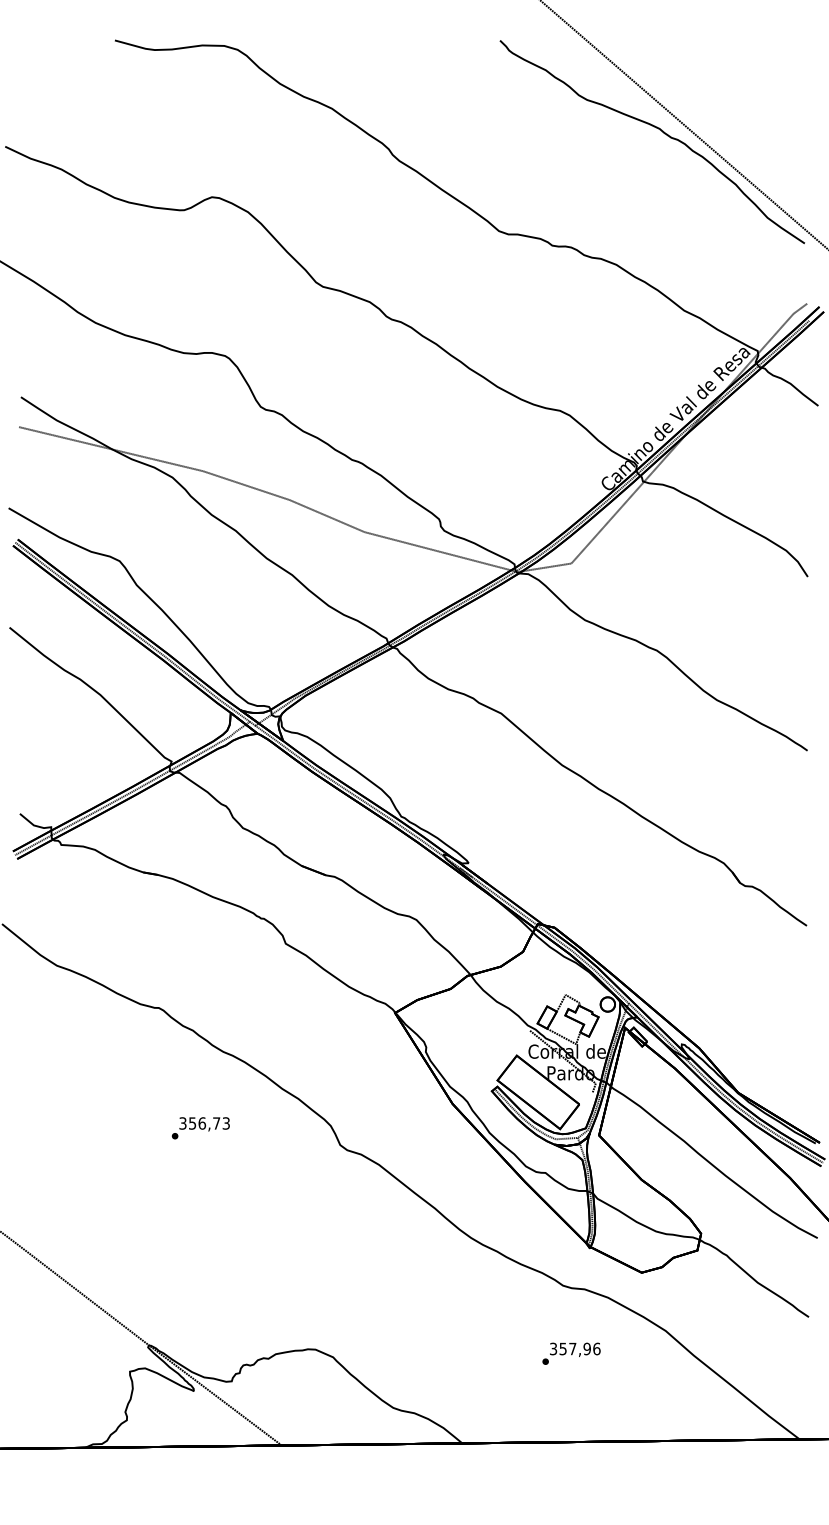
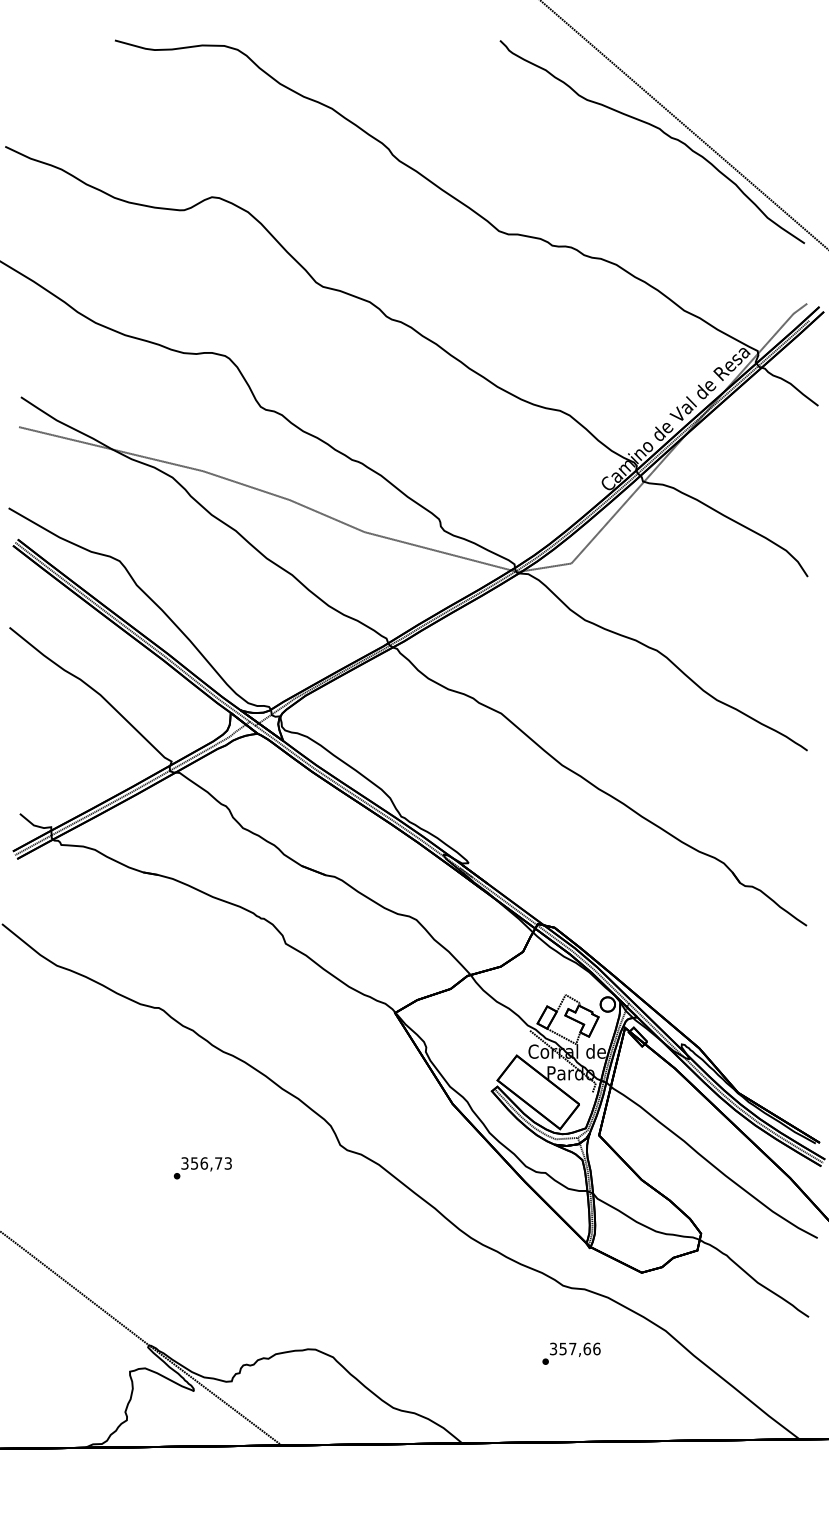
text position: (200, 1128) -> (202, 1168) (202, 1168)
text: 357,96 -> 357,66 (587, 1348)
